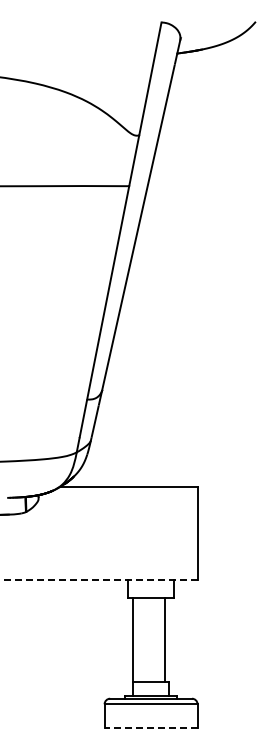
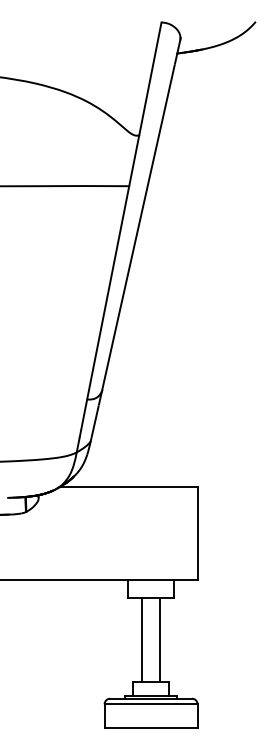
line: dashed -> solid (98, 579)
line position: (132, 639) -> (141, 639) (141, 639)
line position: (165, 639) -> (160, 639) (160, 639)
line: dashed -> solid (150, 728)
